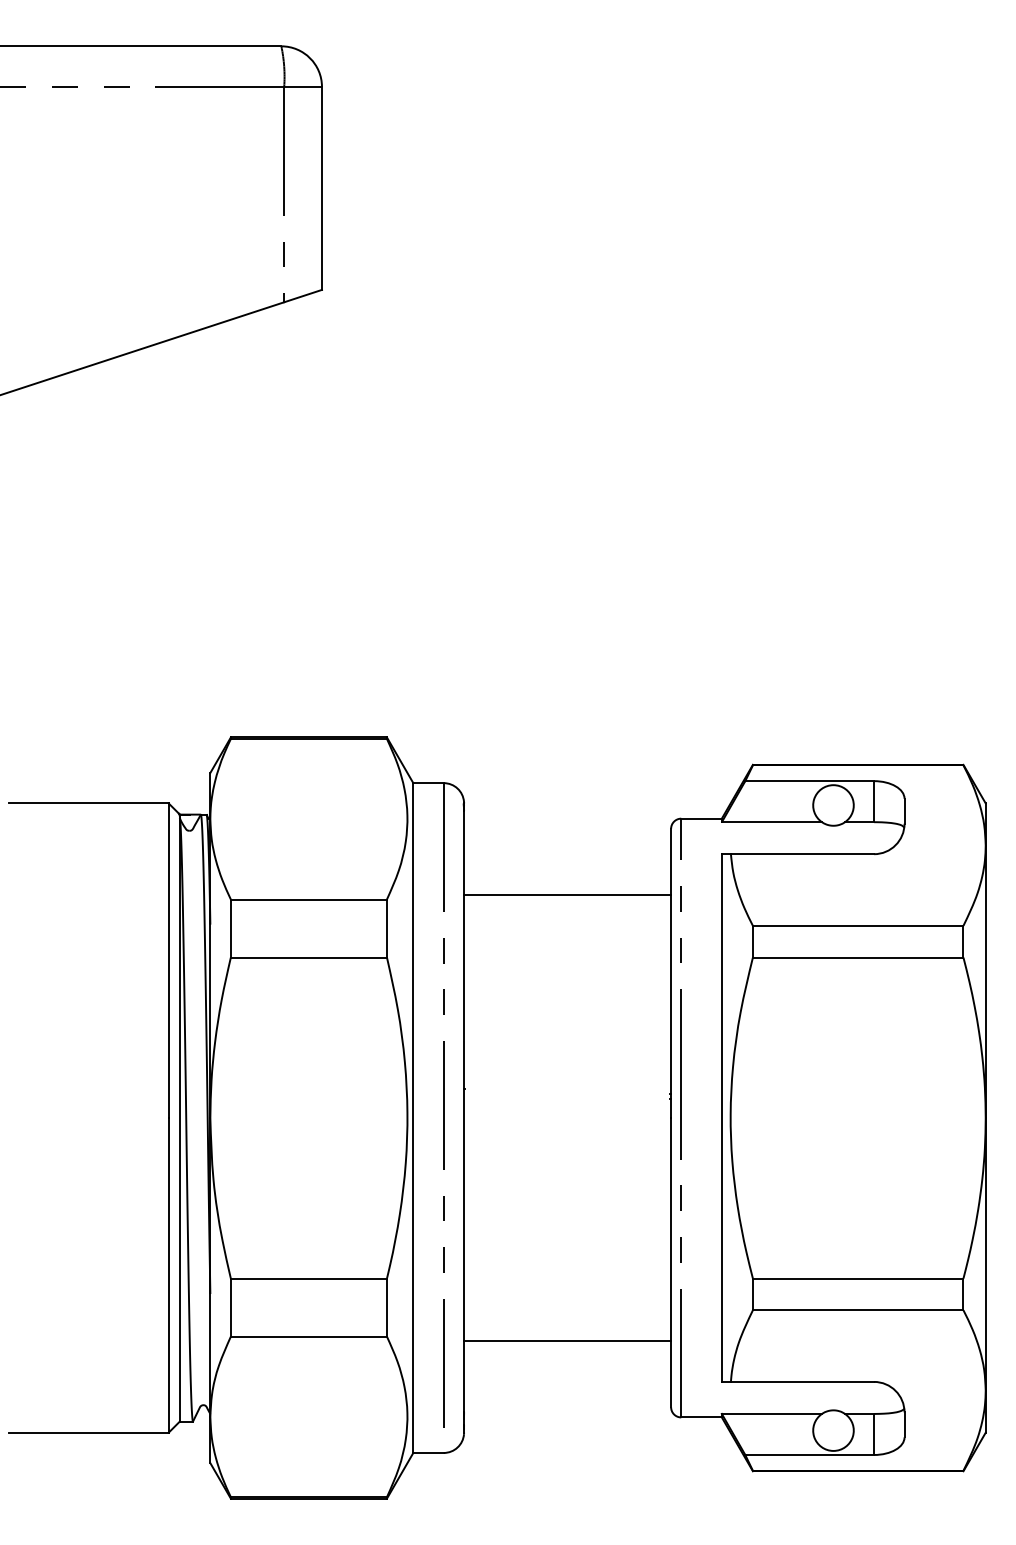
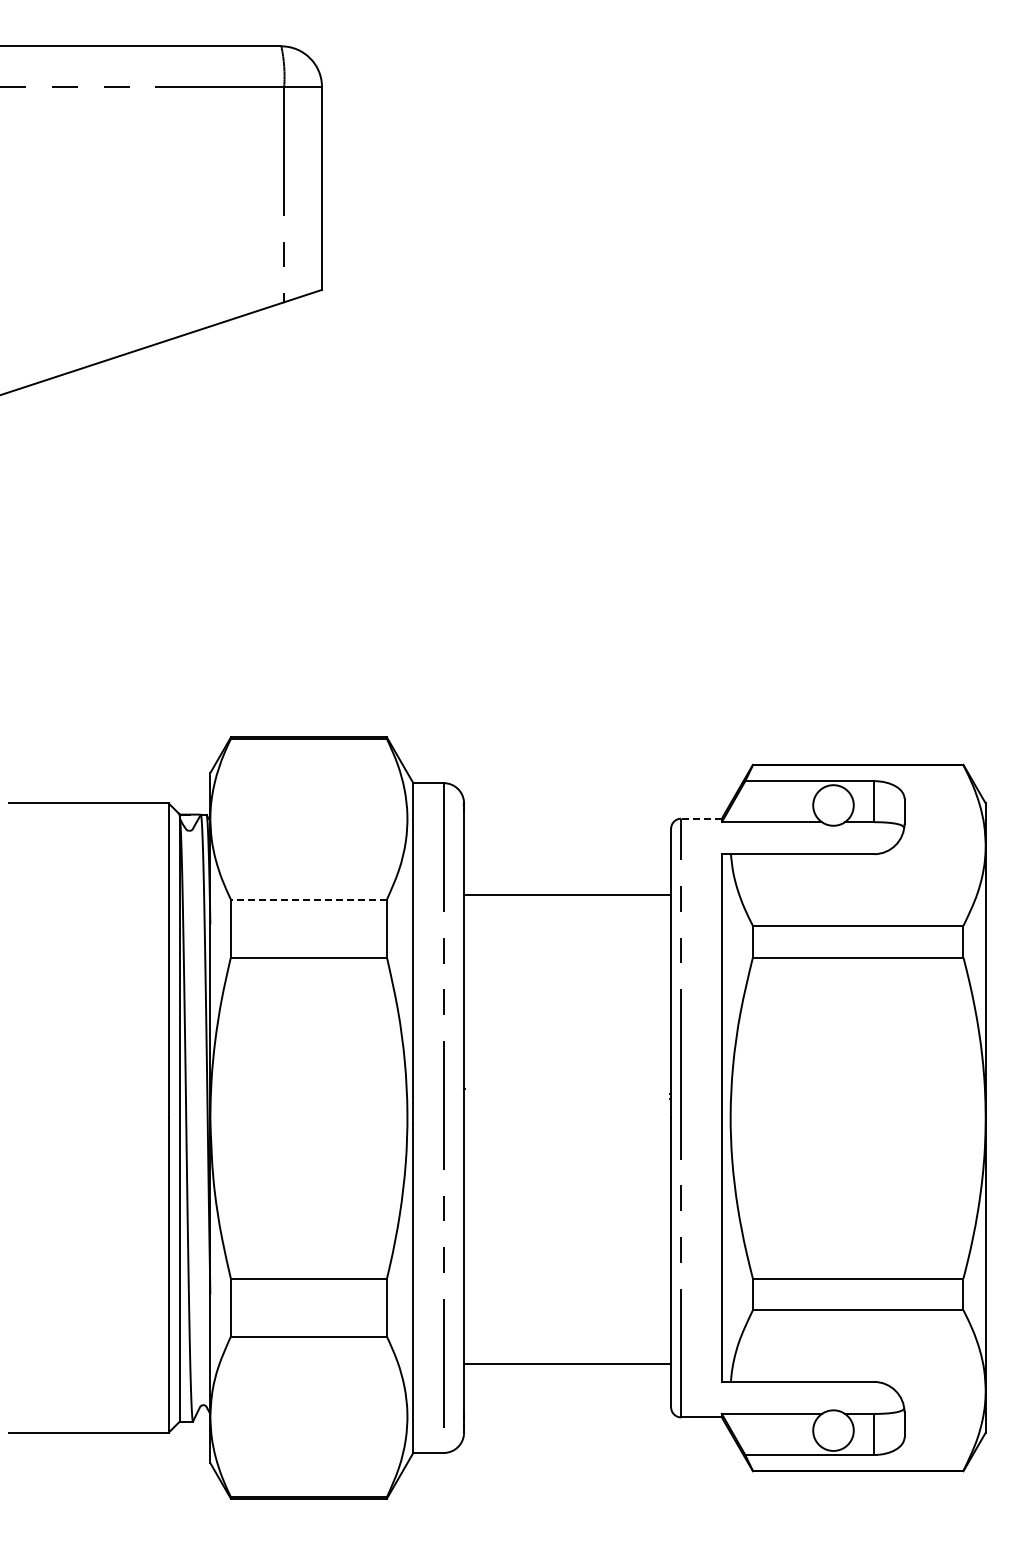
line: solid -> dashed (701, 818)
line: solid -> dashed (308, 899)
line position: (567, 1341) -> (567, 1364) (567, 1364)
